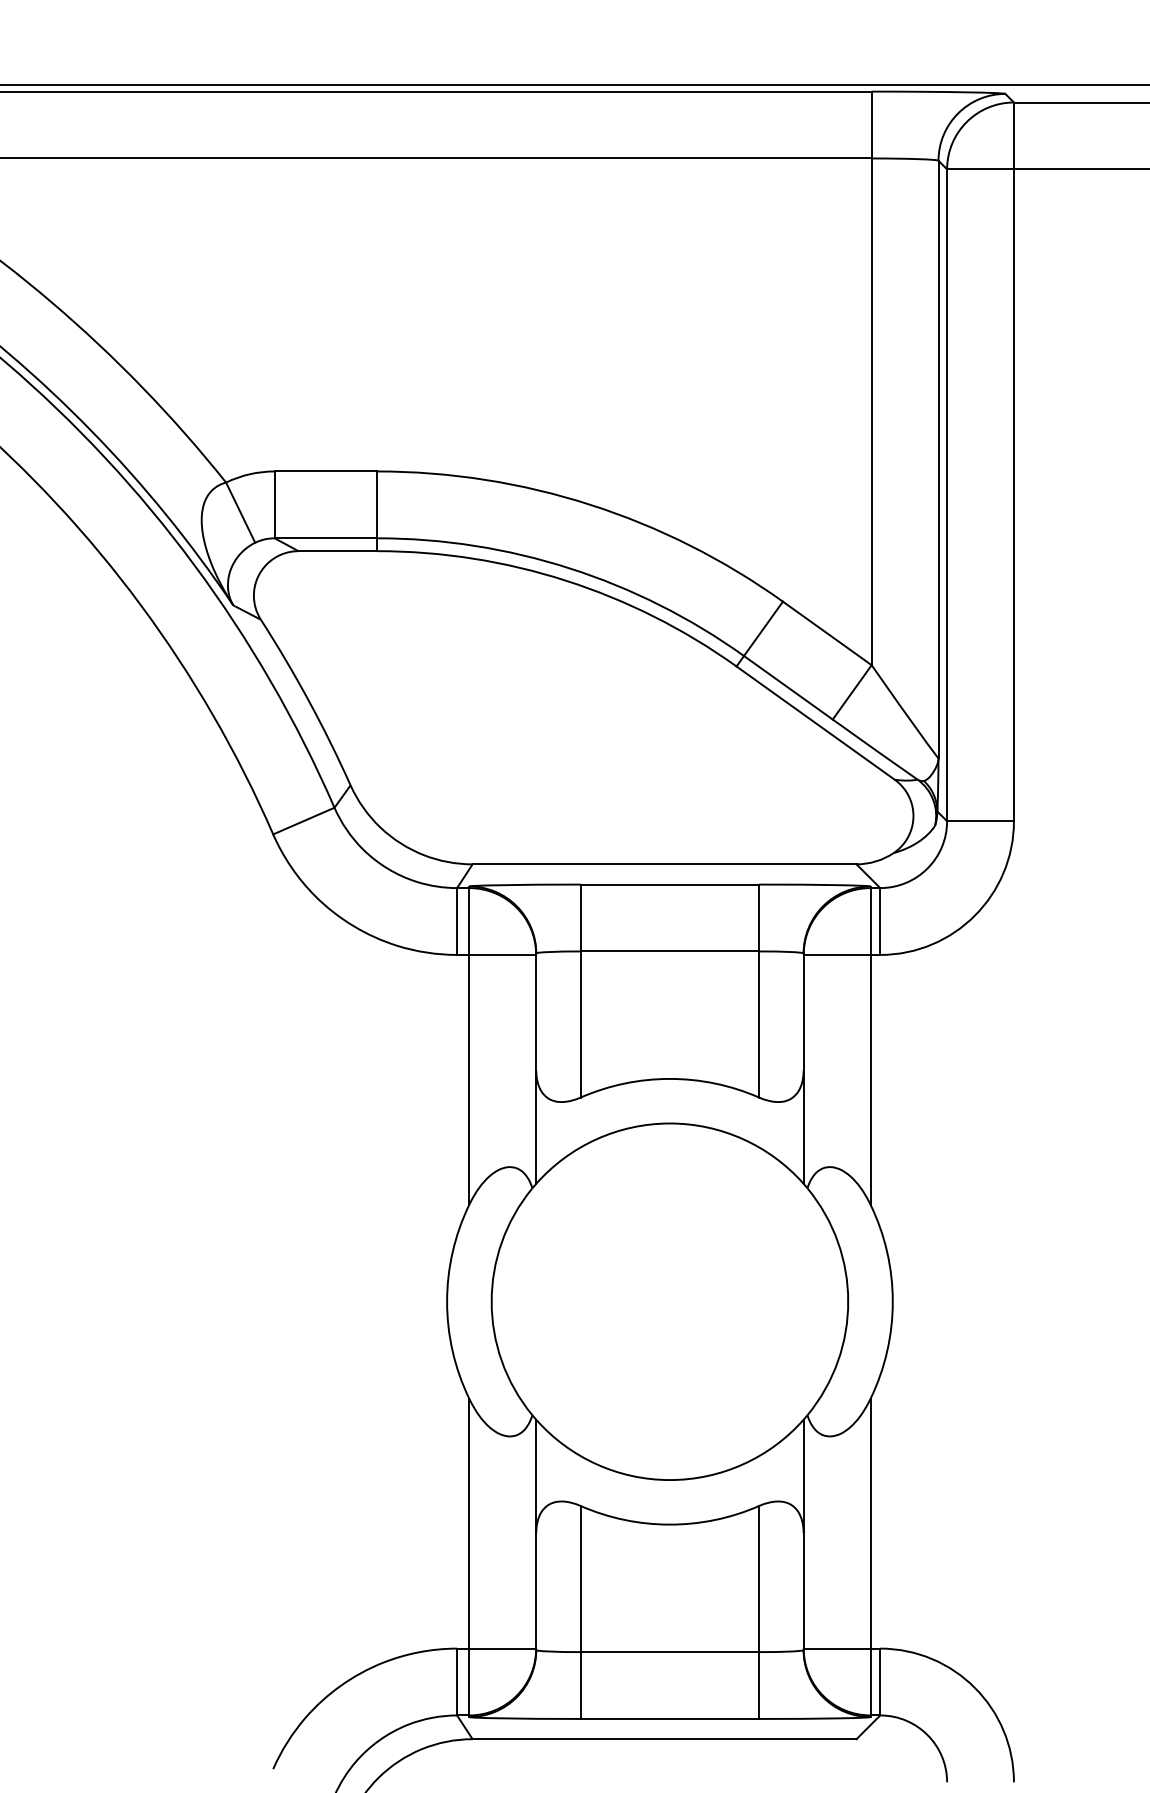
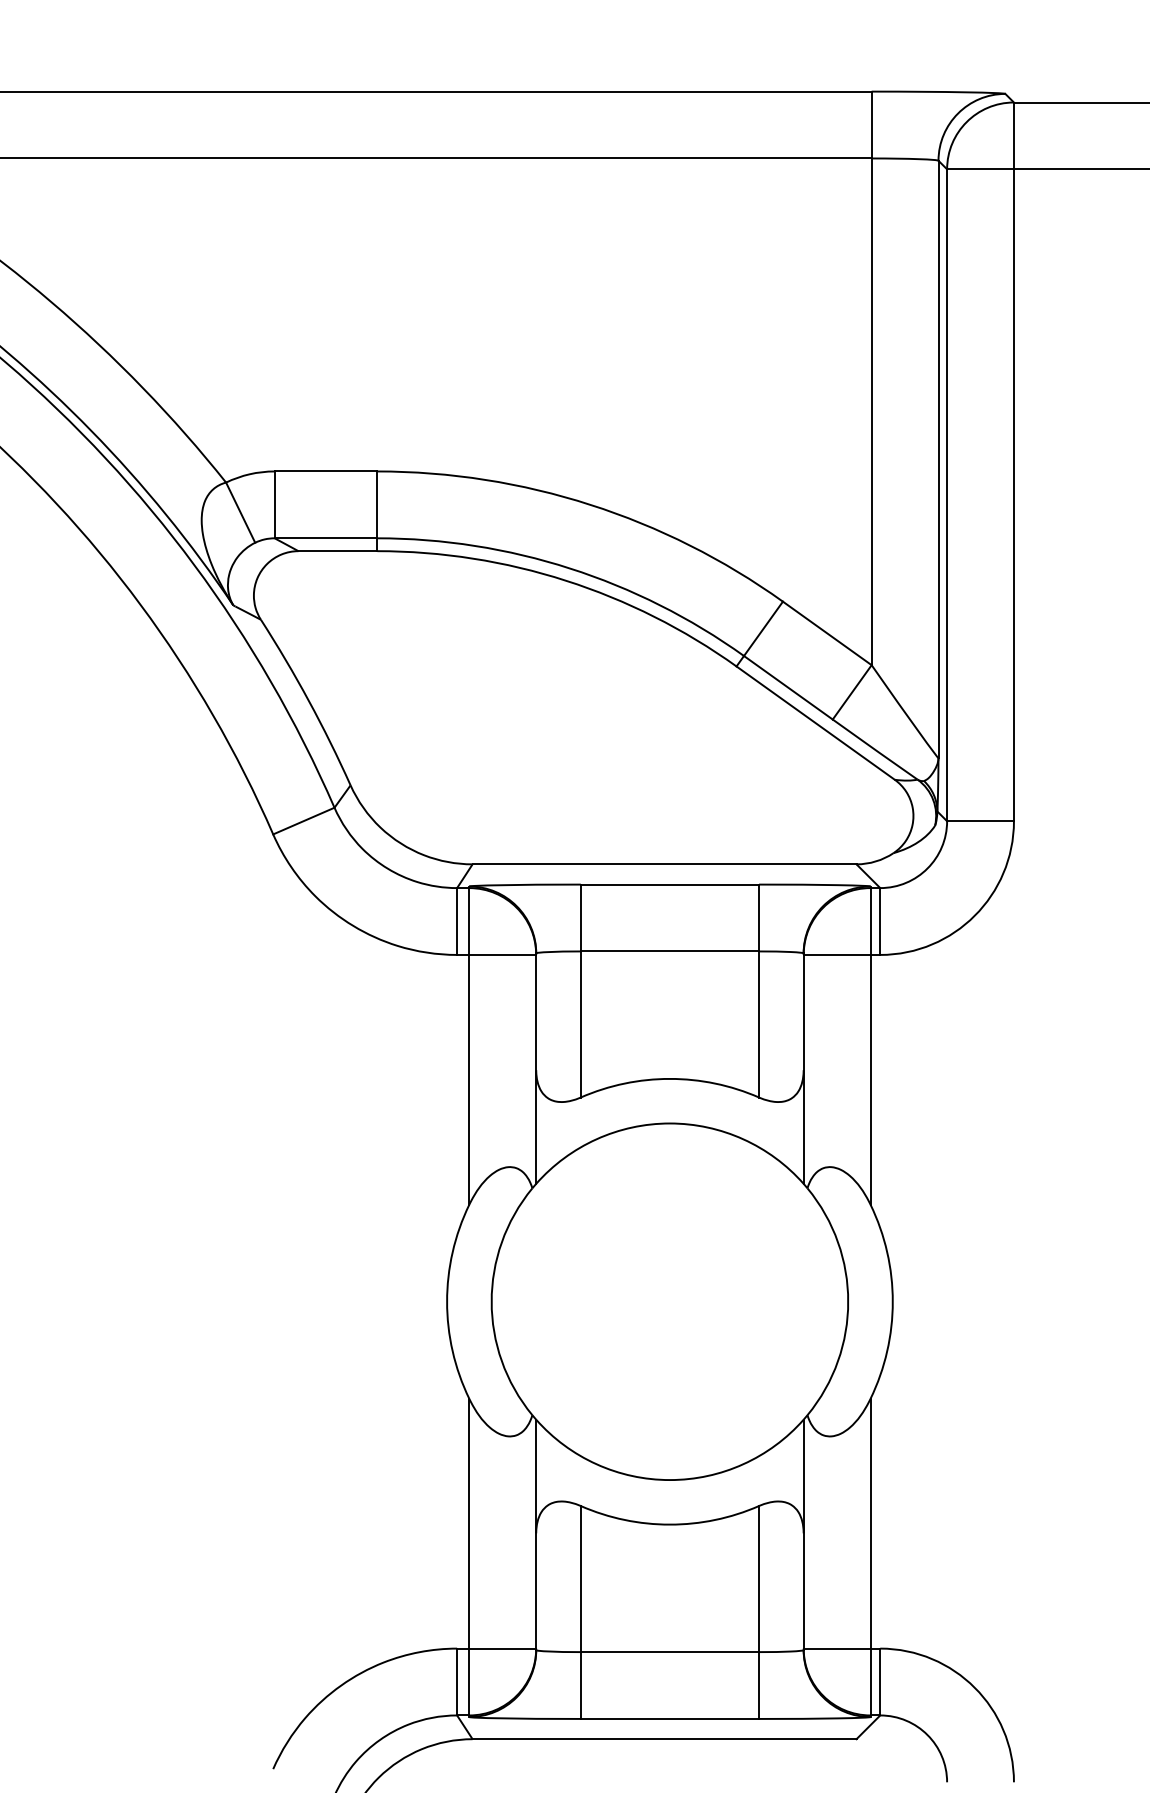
line: present -> none (574, 84)
